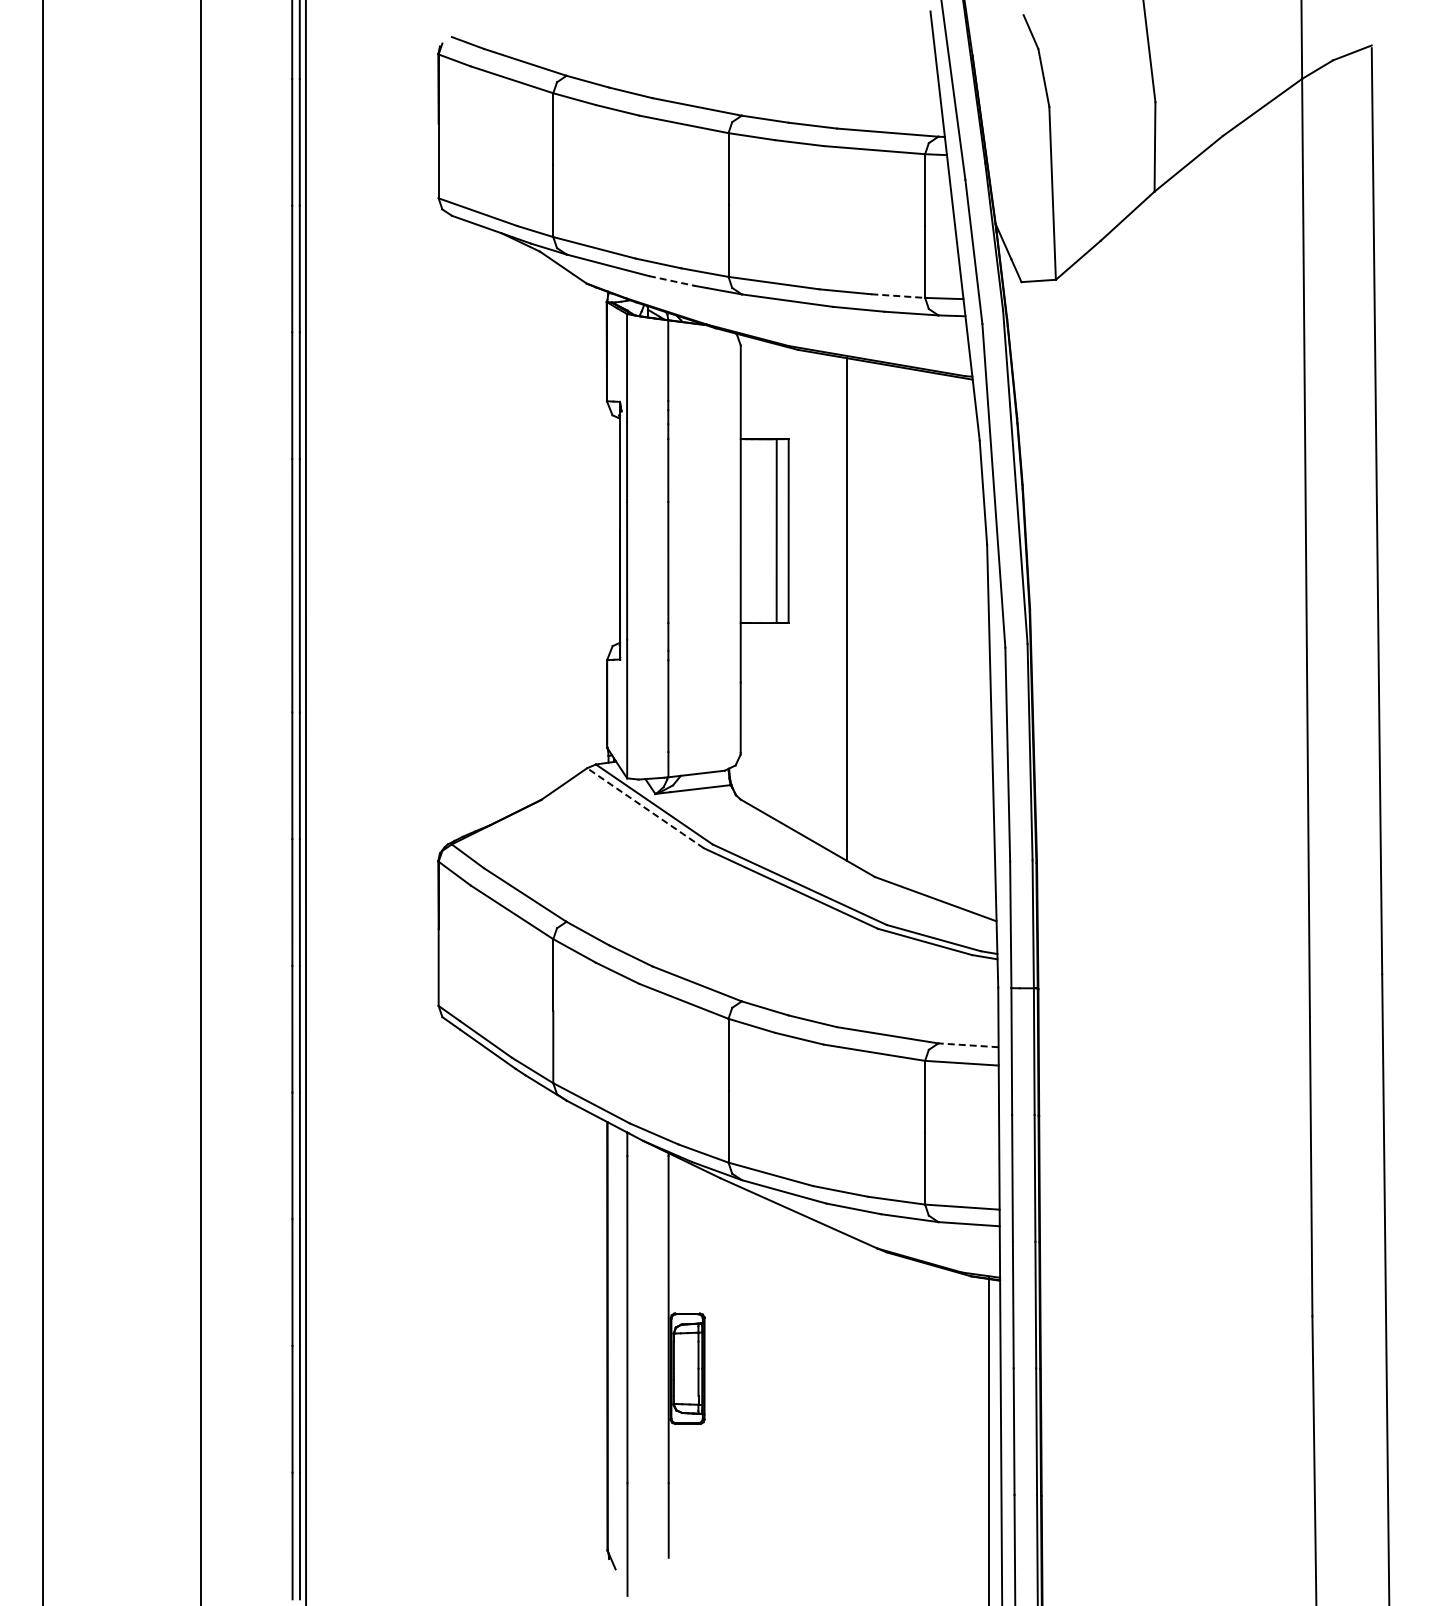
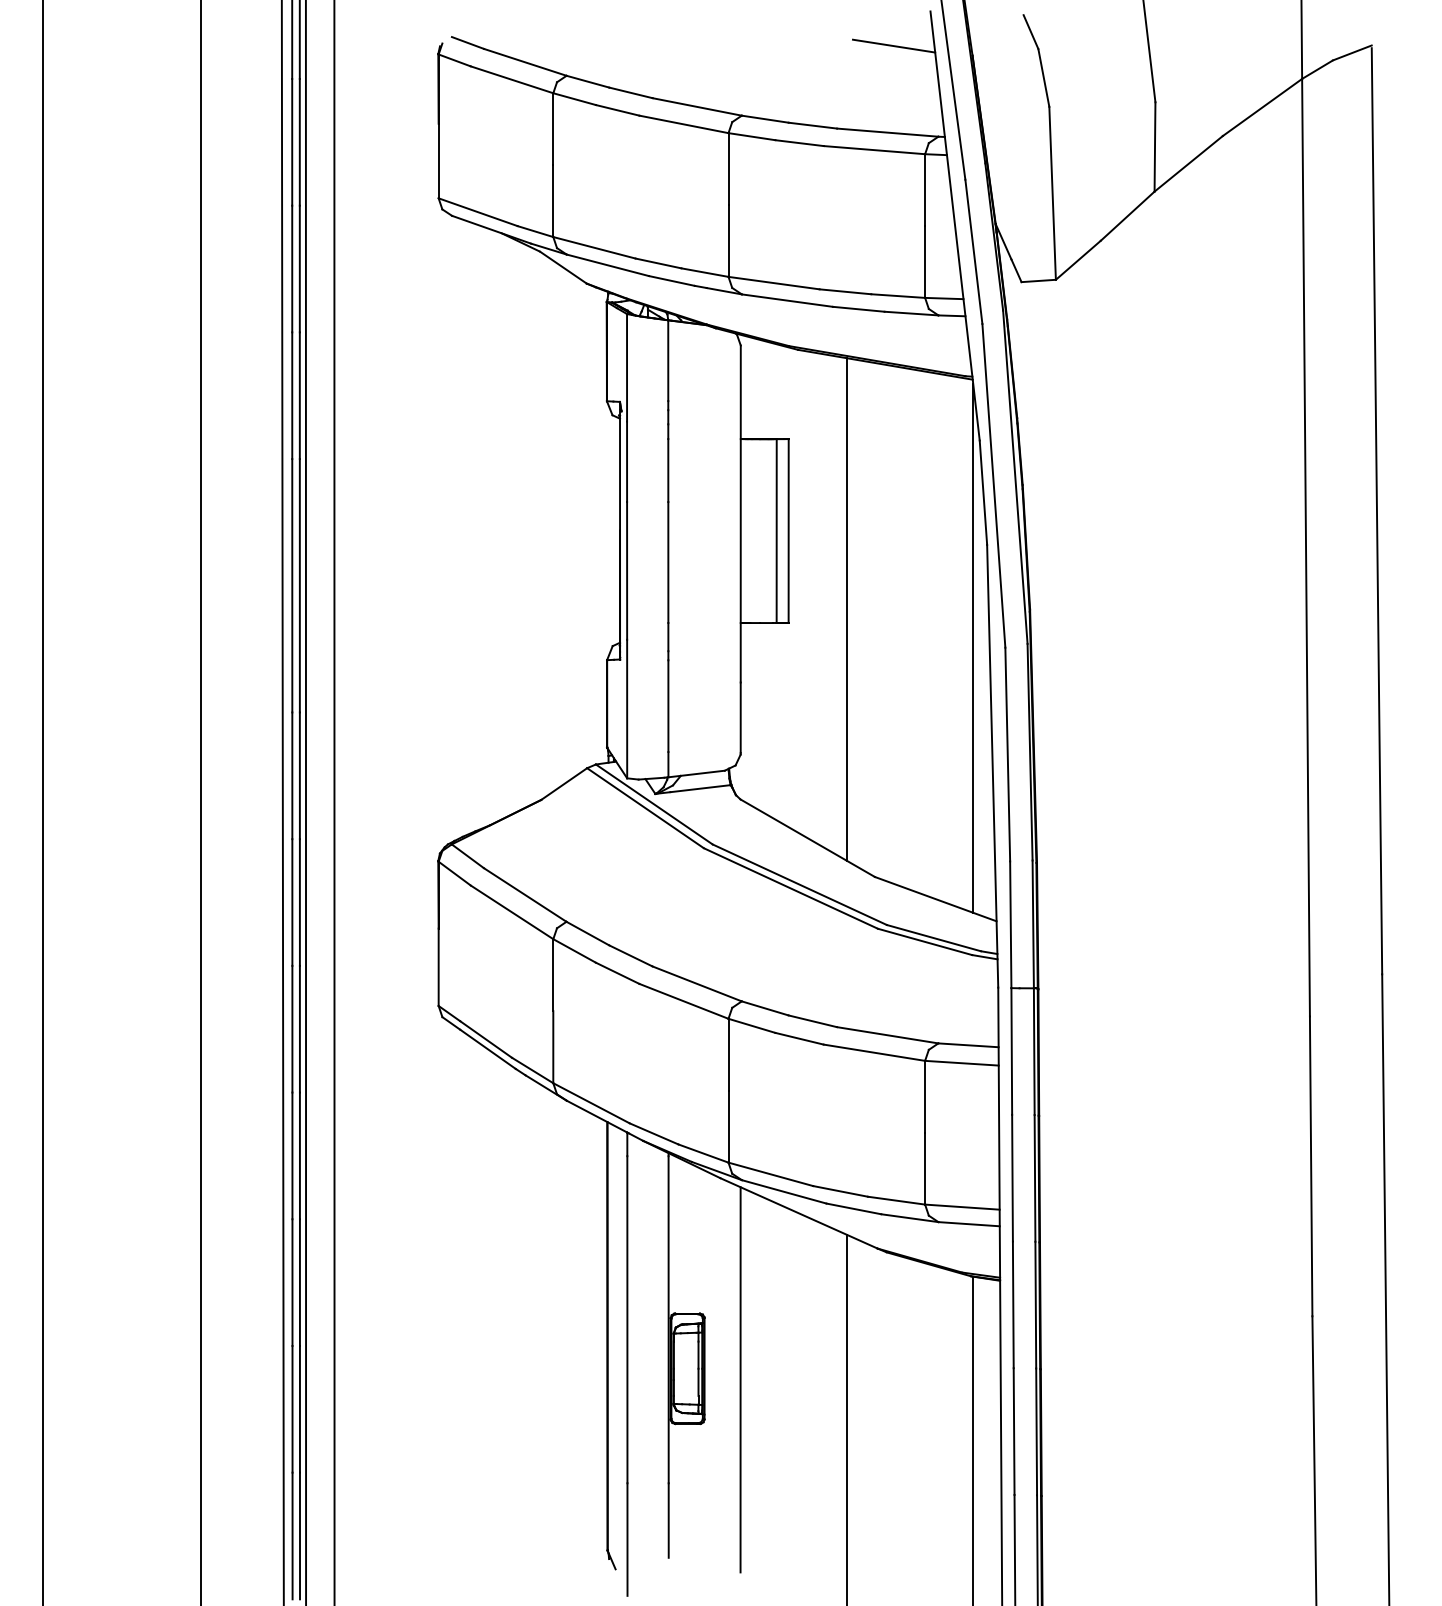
line: none -> present (893, 45)
line: dashed -> solid (672, 281)
line: dashed -> solid (898, 296)
line: none -> present (973, 647)
line: none -> present (282, 802)
line: none -> present (334, 802)
line: dashed -> solid (645, 808)
line: dashed -> solid (968, 1045)
line: none -> present (740, 1379)
line: none -> present (846, 1418)
line position: (989, 1439) -> (973, 1439) (973, 1439)
